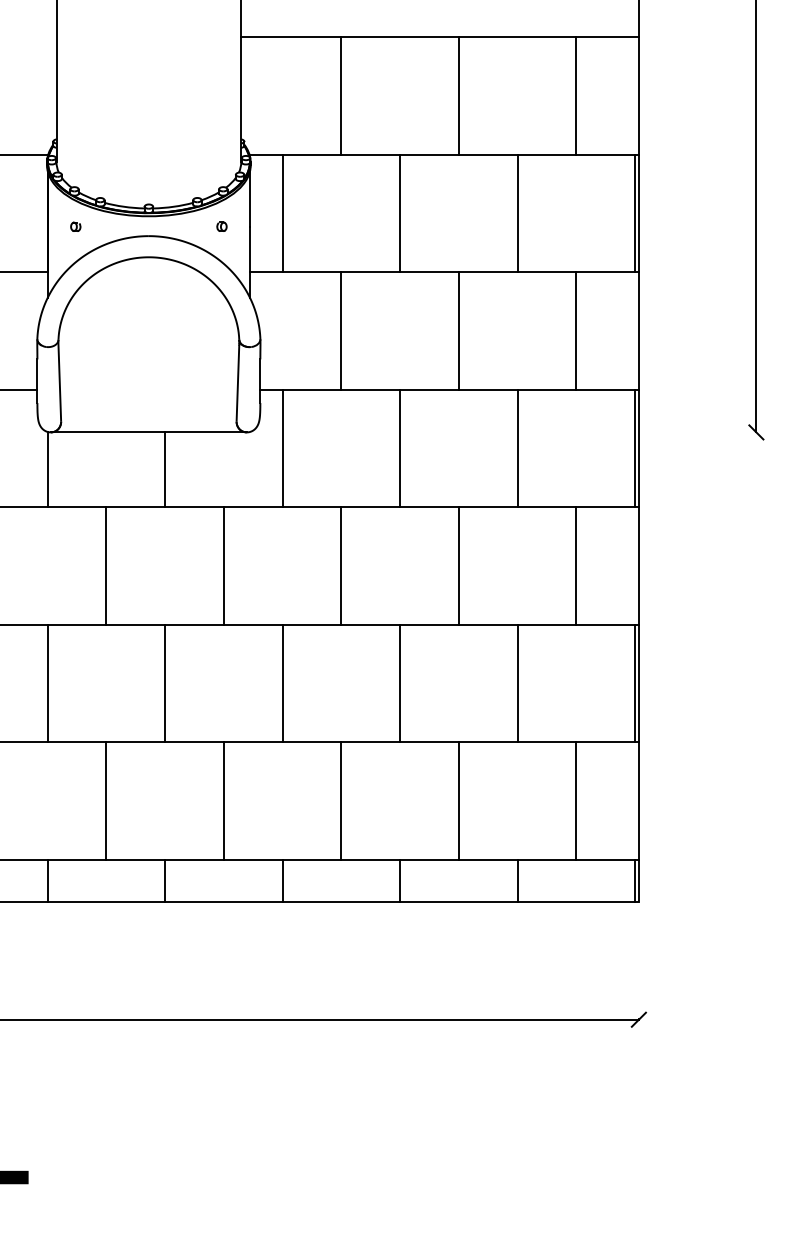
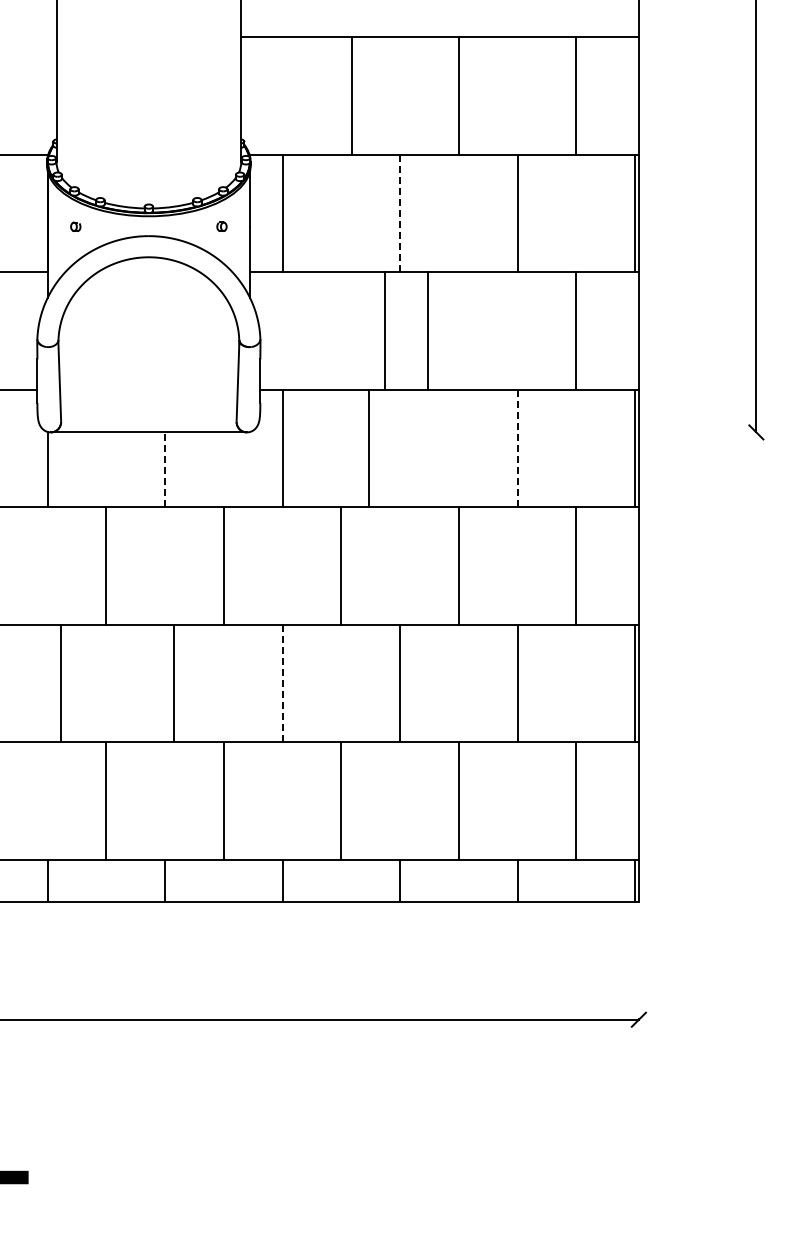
line position: (341, 95) -> (352, 95) (352, 95)
line: solid -> dashed (400, 213)
line position: (341, 330) -> (385, 330) (385, 330)
line position: (458, 330) -> (427, 330) (427, 330)
line position: (400, 448) -> (369, 448) (369, 448)
line: solid -> dashed (517, 448)
line: solid -> dashed (165, 469)
line position: (47, 683) -> (60, 683) (60, 683)
line position: (165, 683) -> (174, 683) (174, 683)
line: solid -> dashed (282, 683)
